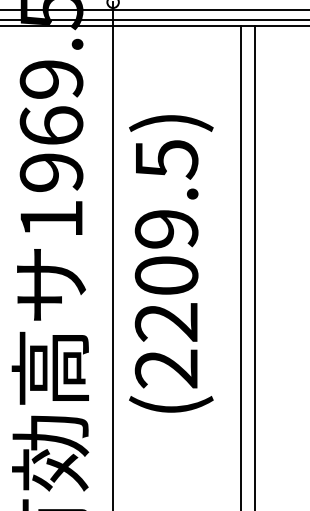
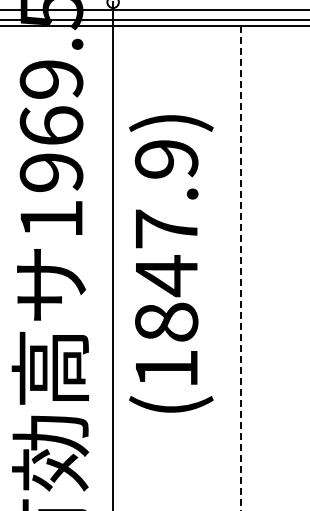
text: (2209.5) -> (1847.9) (166, 264)
line: present -> none (255, 266)
line: solid -> dashed (240, 268)
